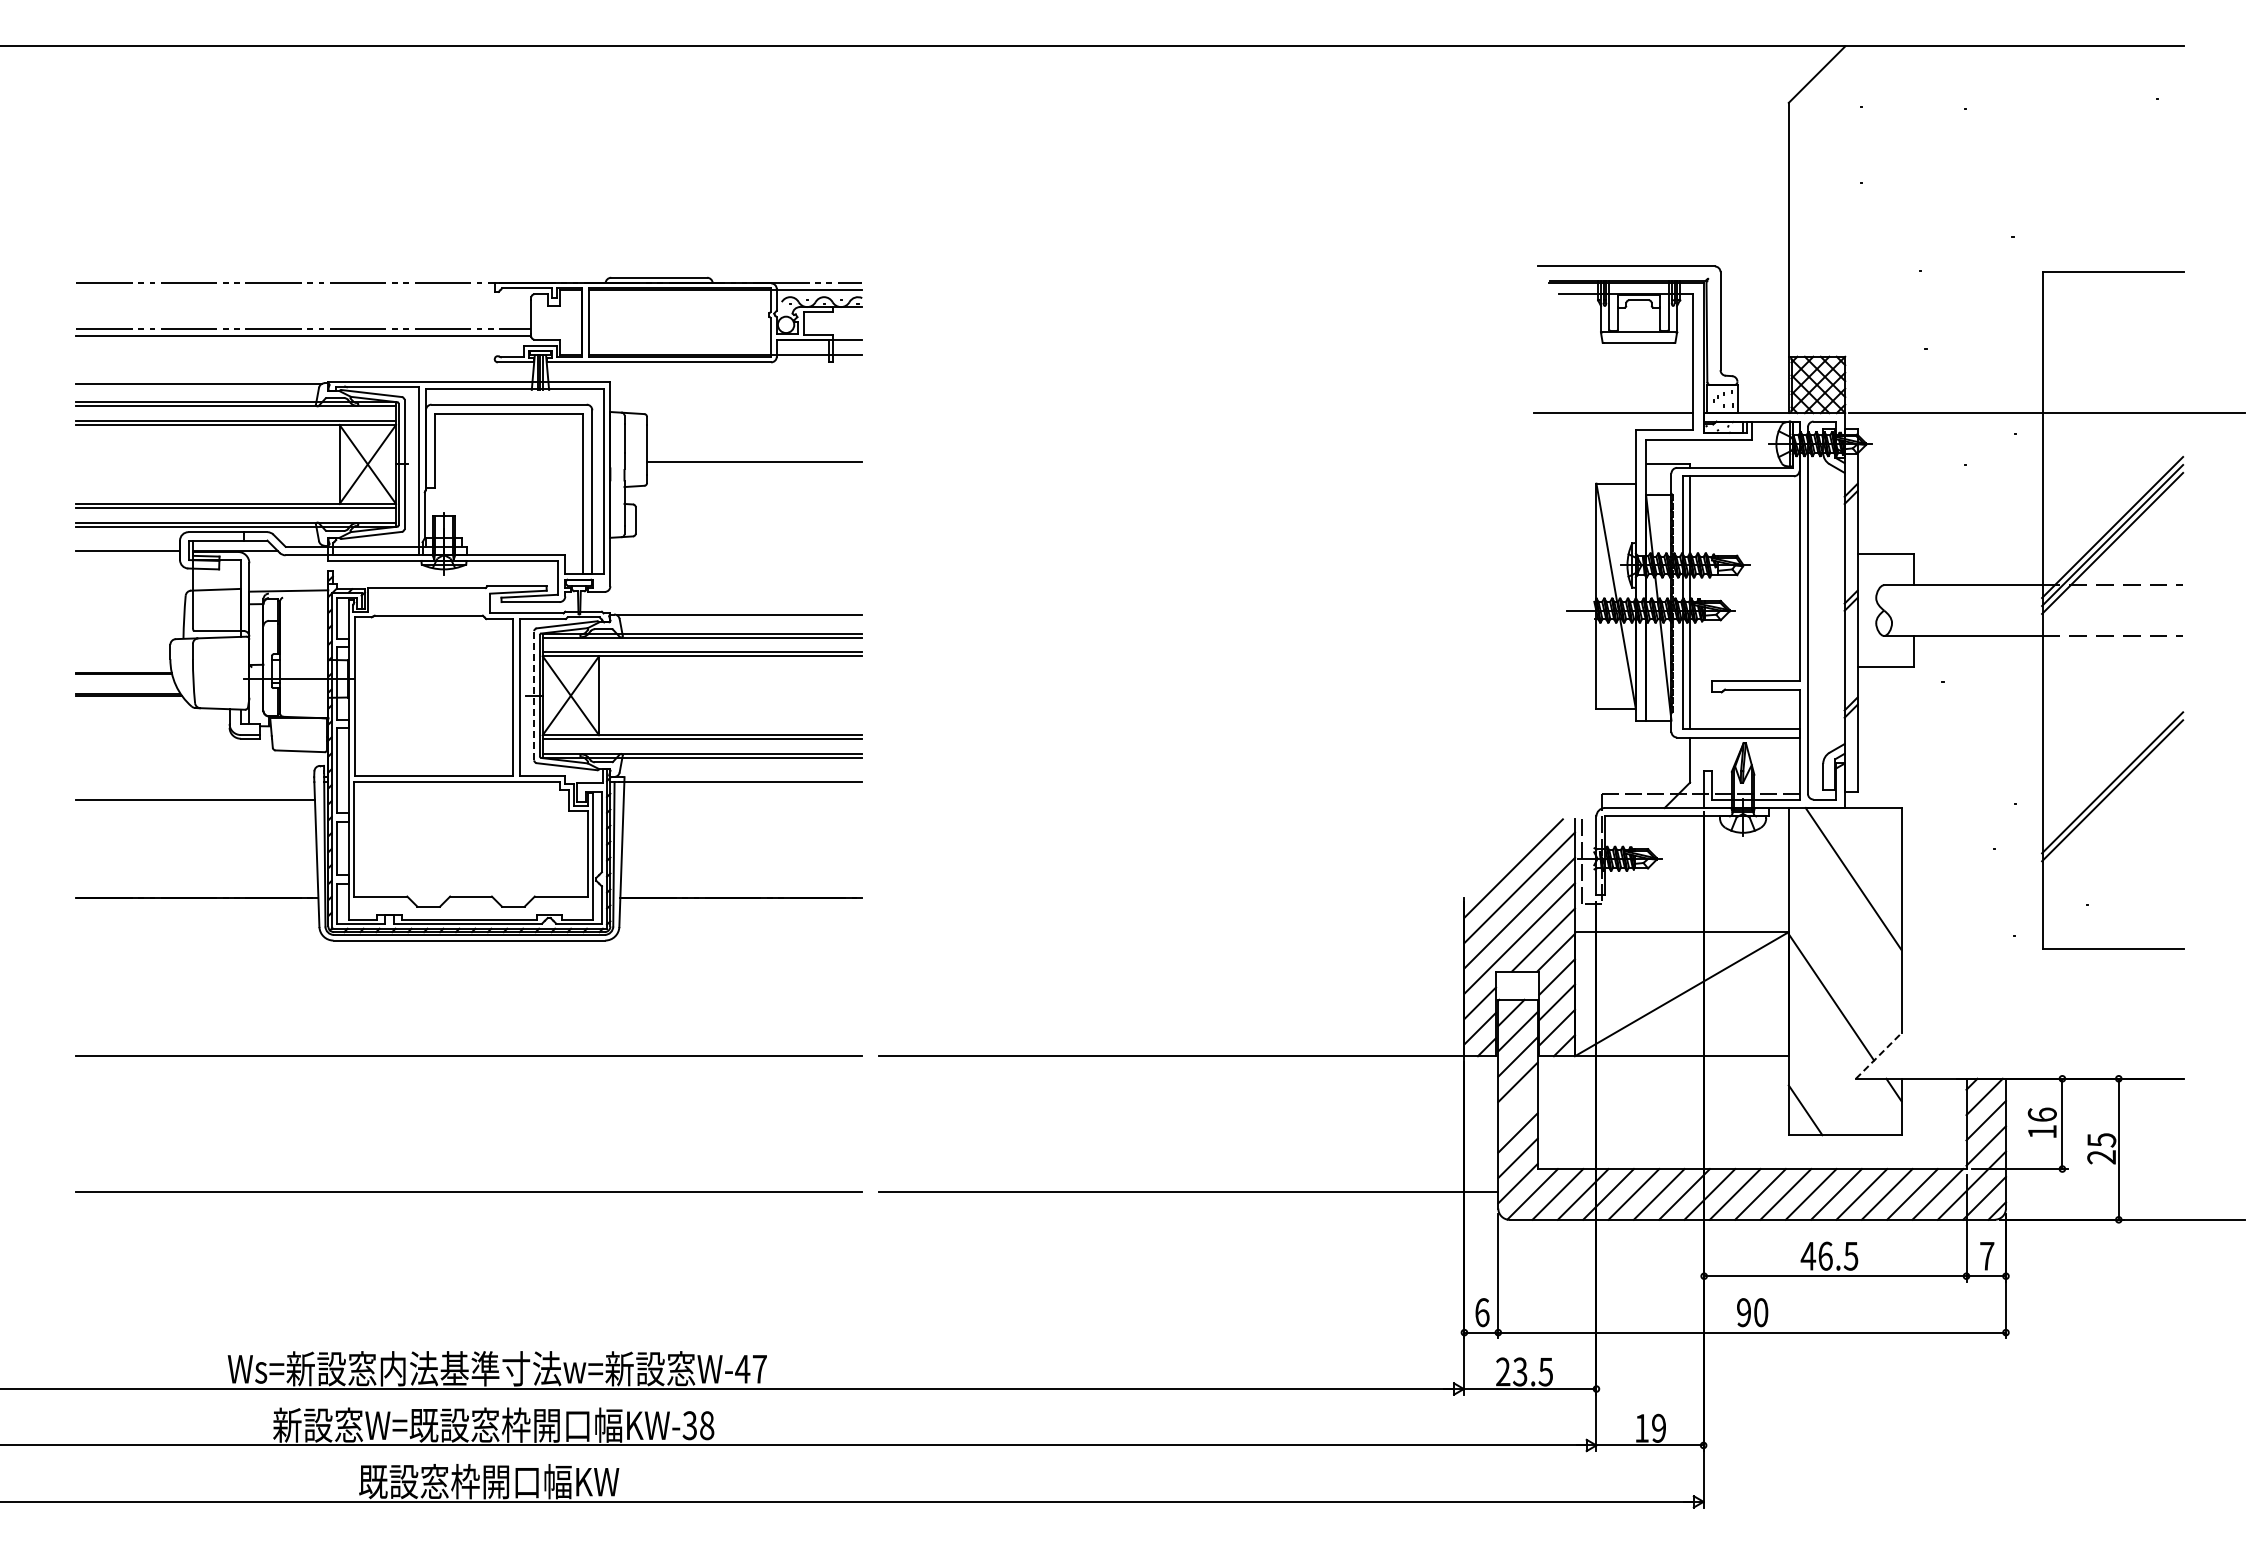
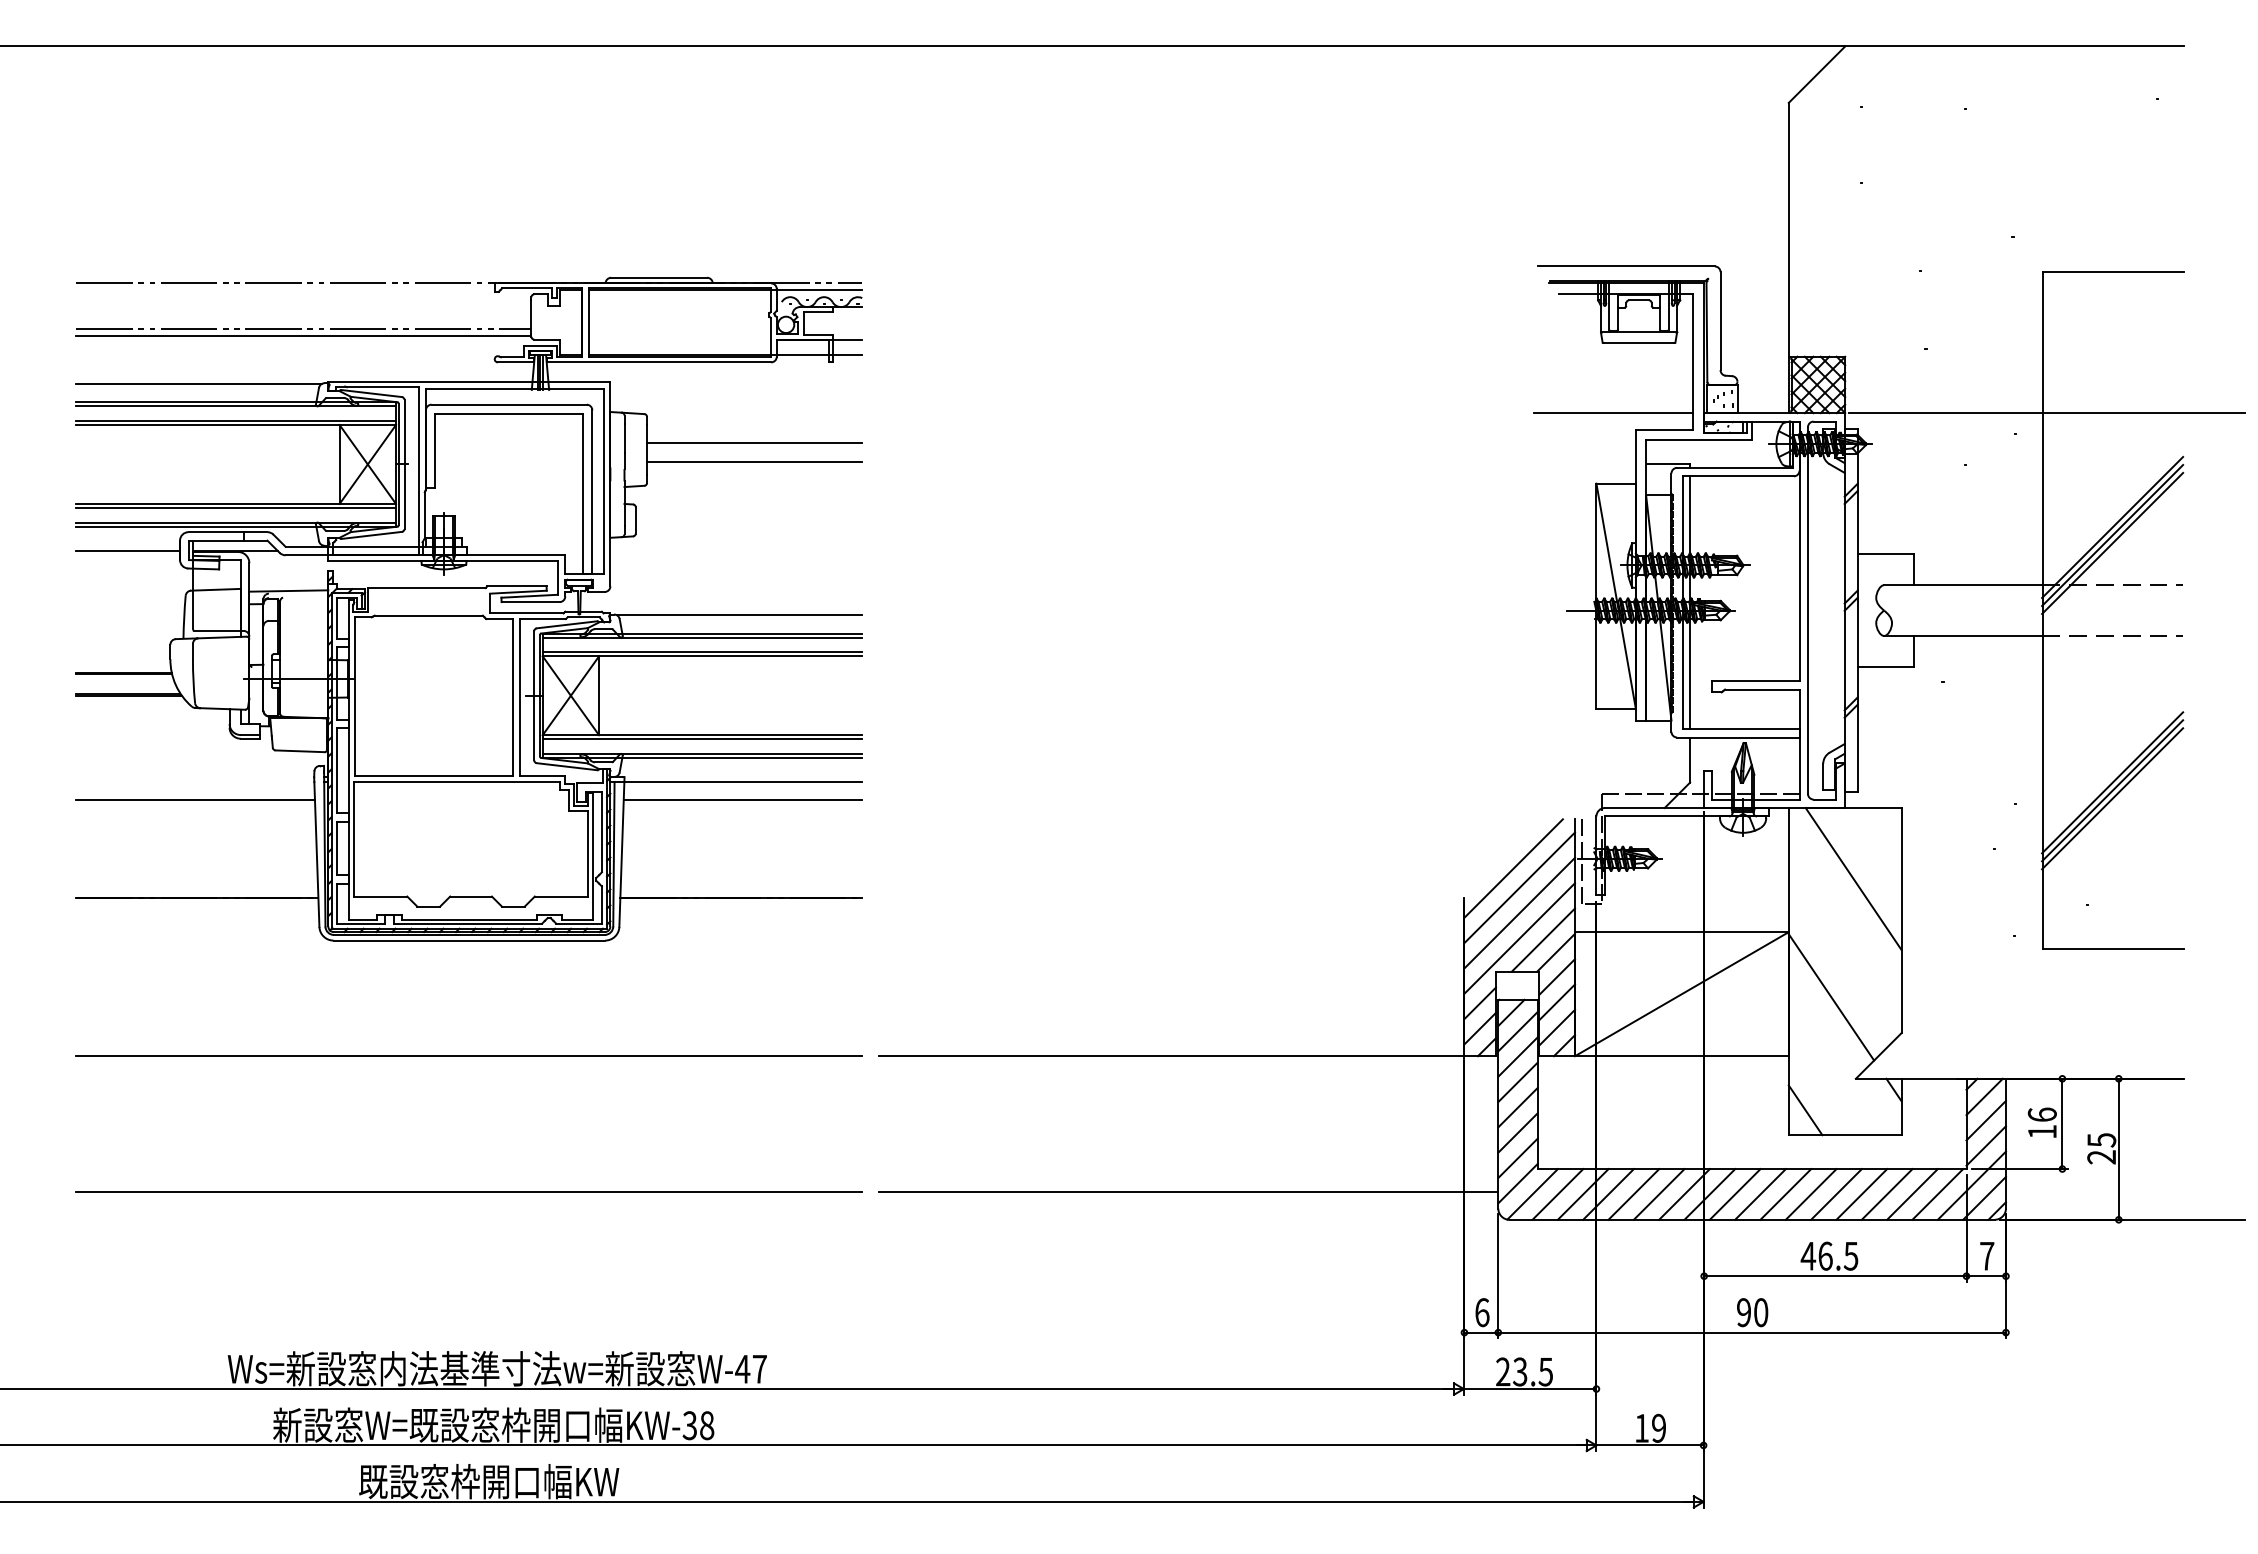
line: none -> present (754, 443)
line: dashed -> solid (534, 695)
line: none -> present (2112, 798)
line: none -> present (742, 799)
line: dashed -> solid (1879, 1055)
line: none -> present (1517, 1107)
